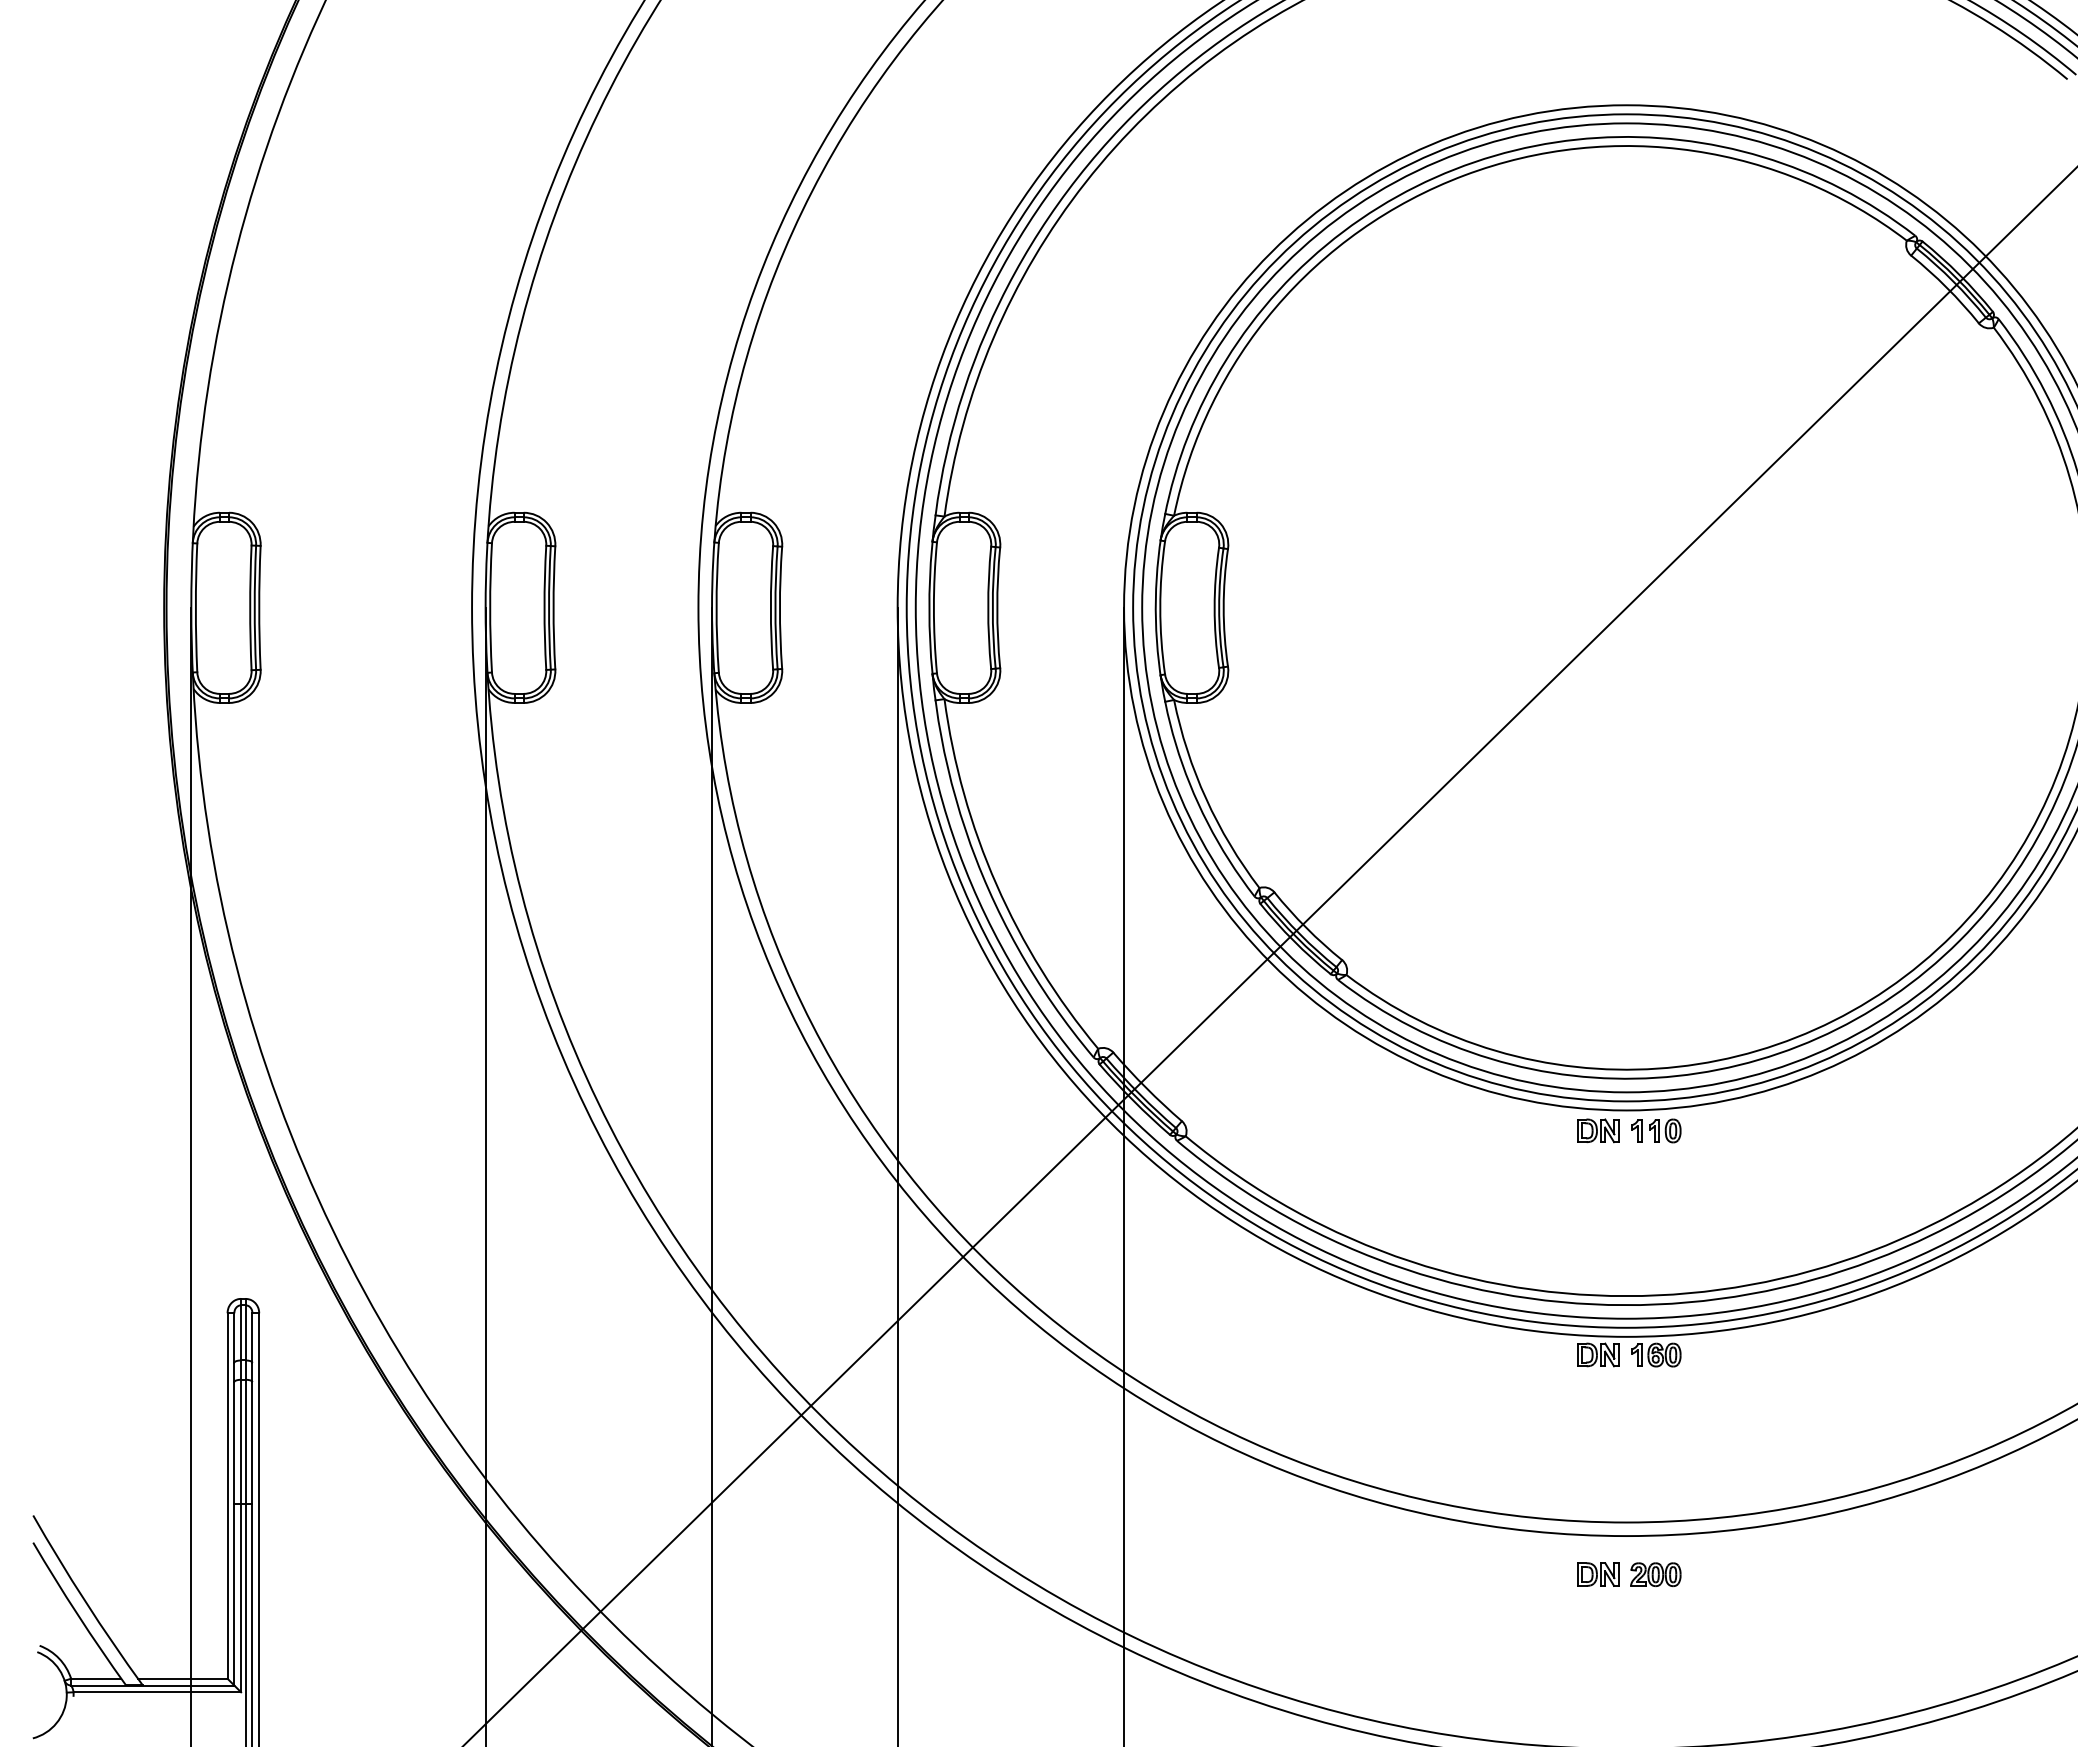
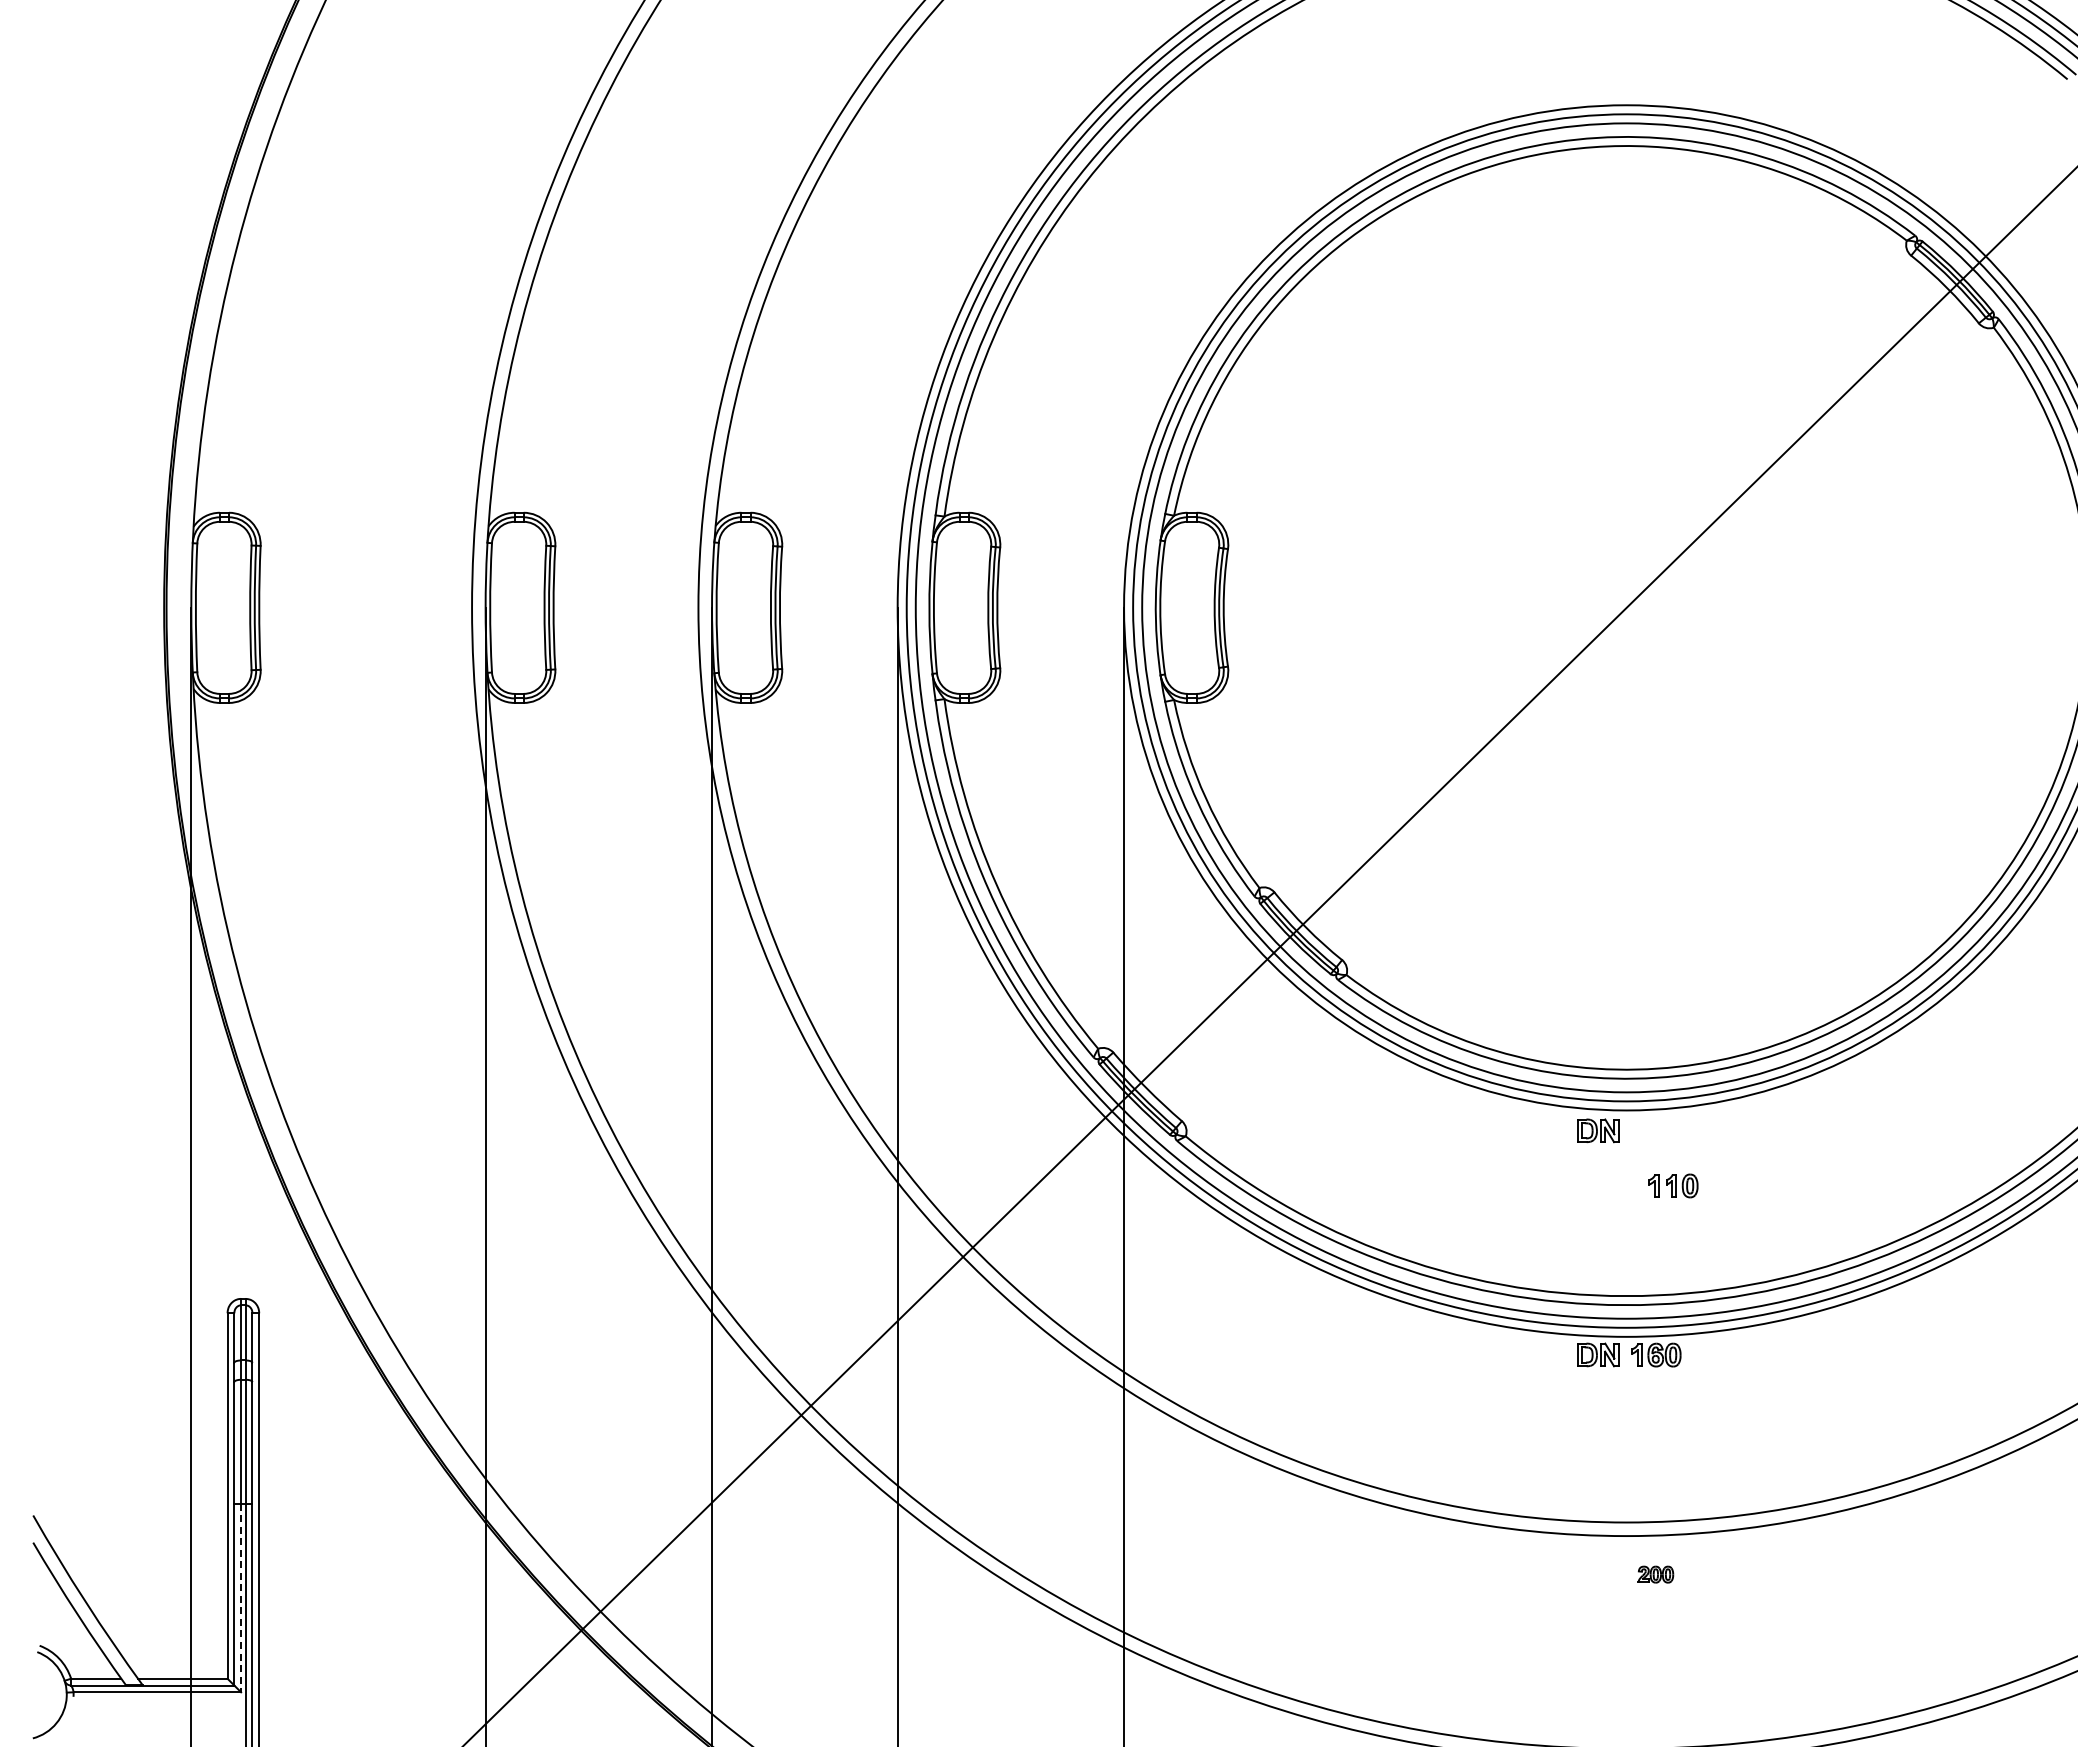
part position: (1656, 1130) -> (1673, 1185) (1673, 1185)
part: present -> none (1598, 1574)
part size: 52x25 px -> 38x19 px (1655, 1574)
line: solid -> dashed (241, 1598)
